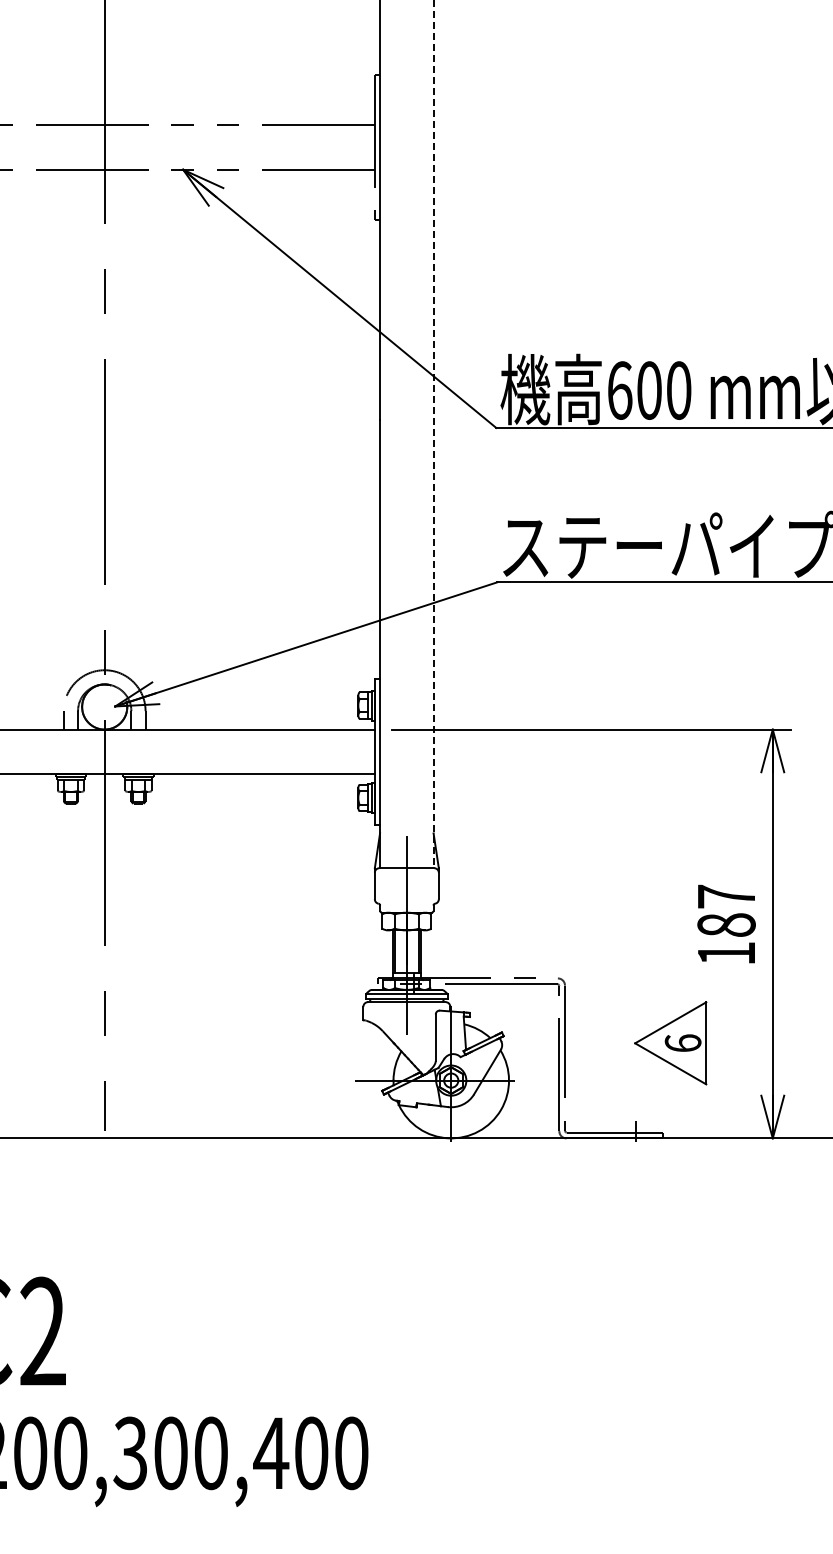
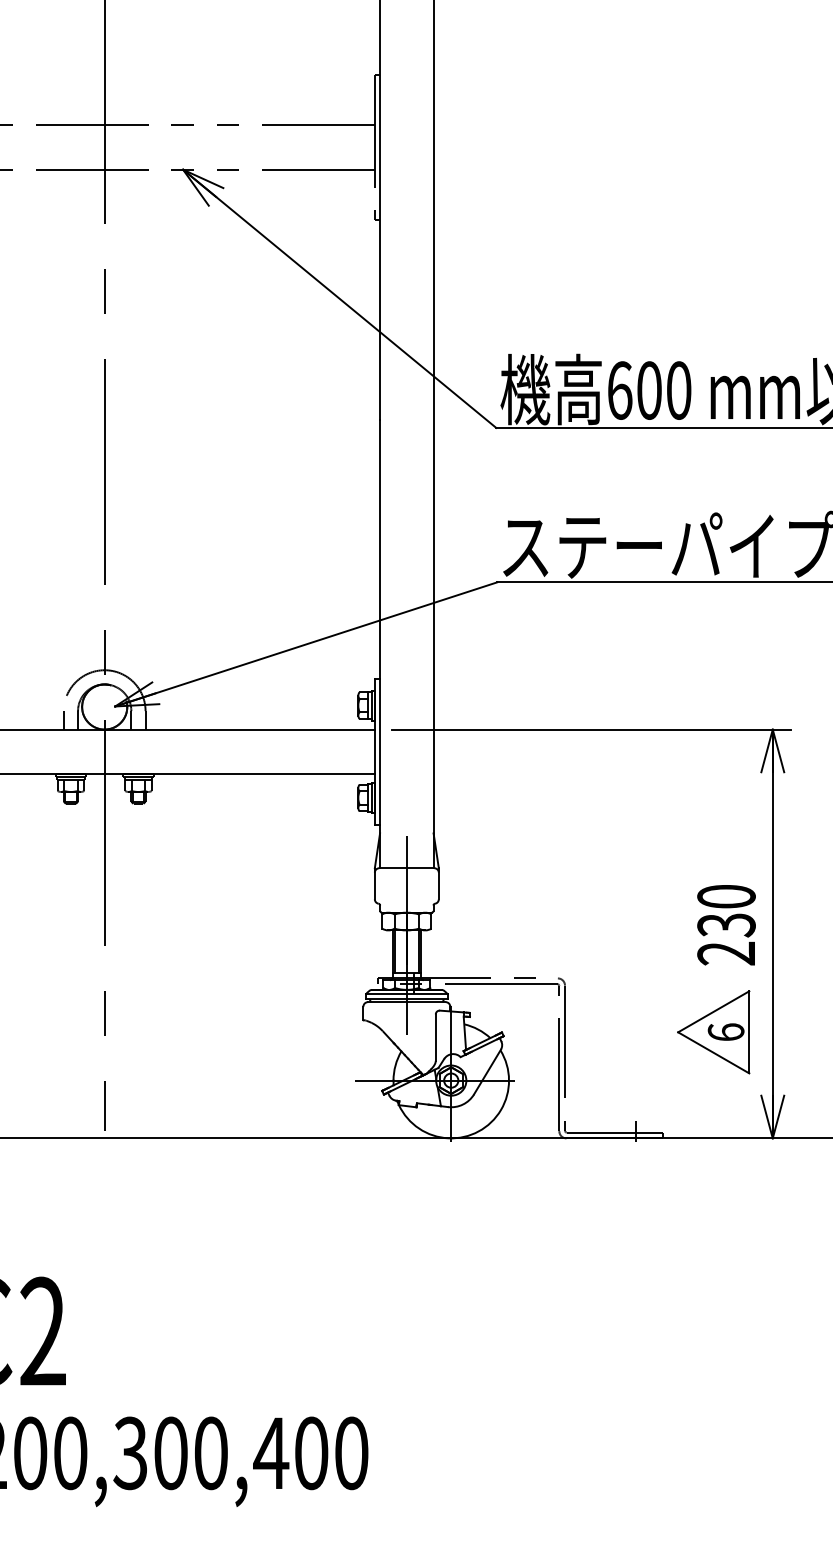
line: dashed -> solid (433, 434)
text: 187 -> 230 (726, 924)
part position: (670, 1043) -> (713, 1032) (713, 1032)
